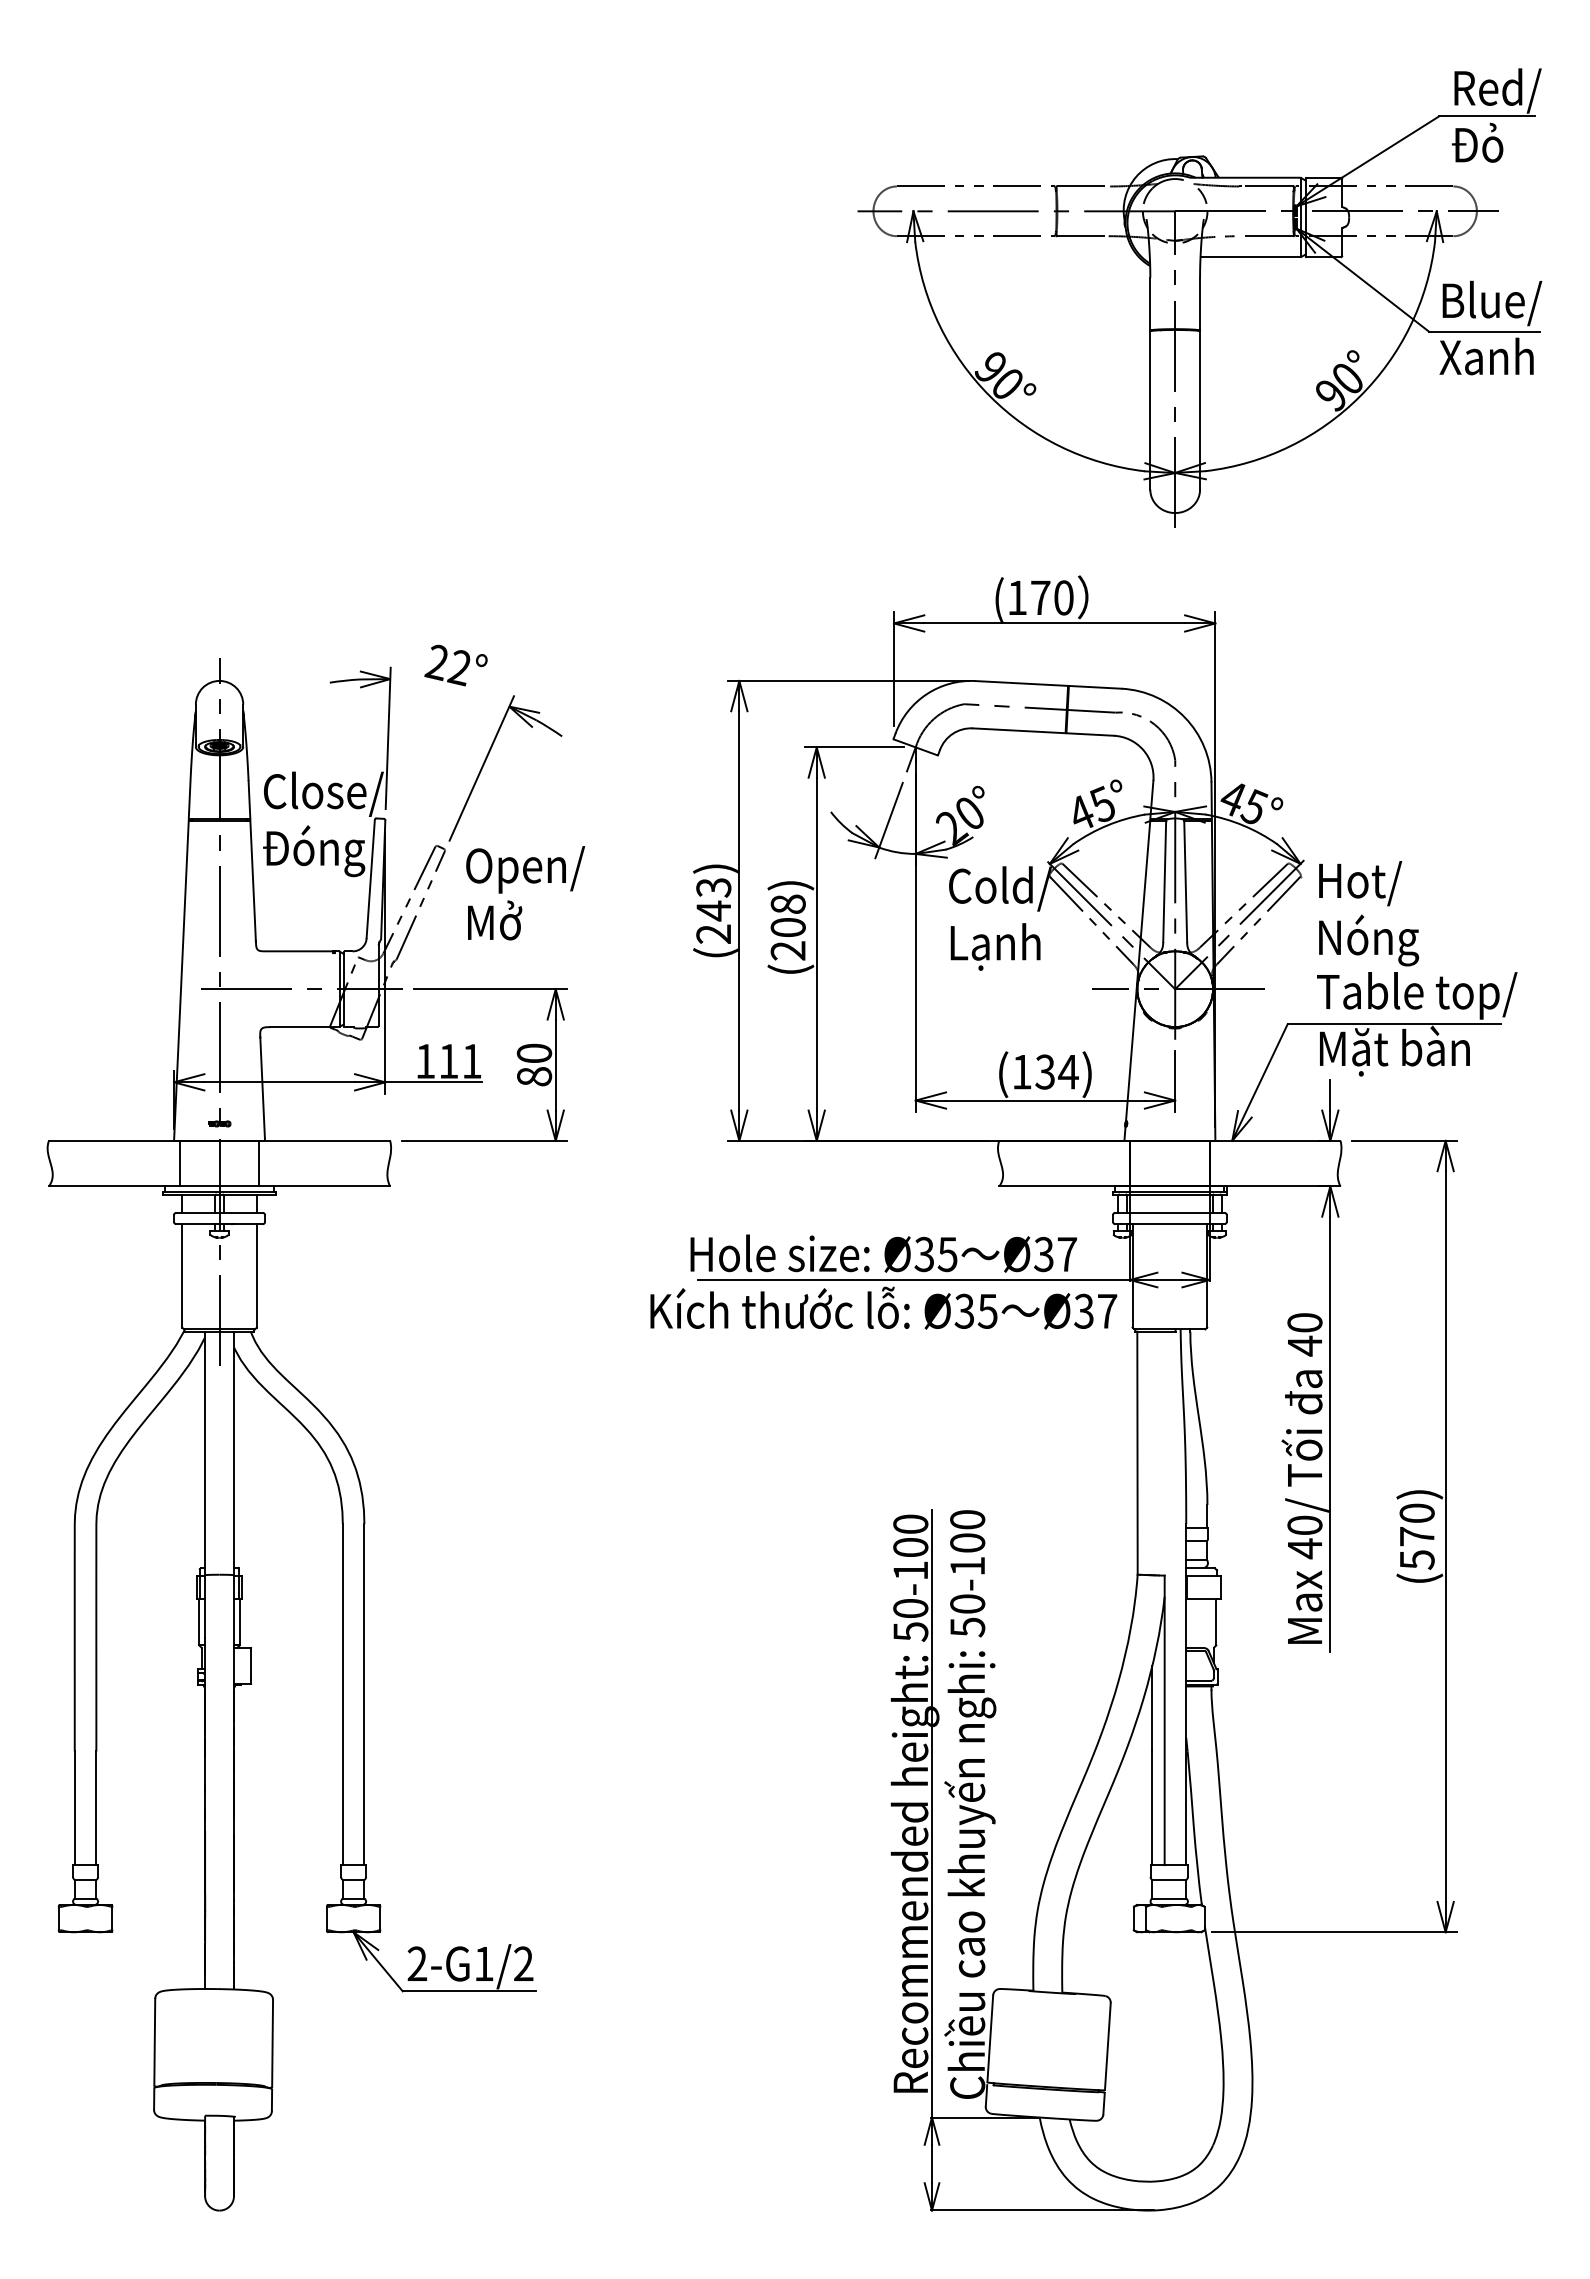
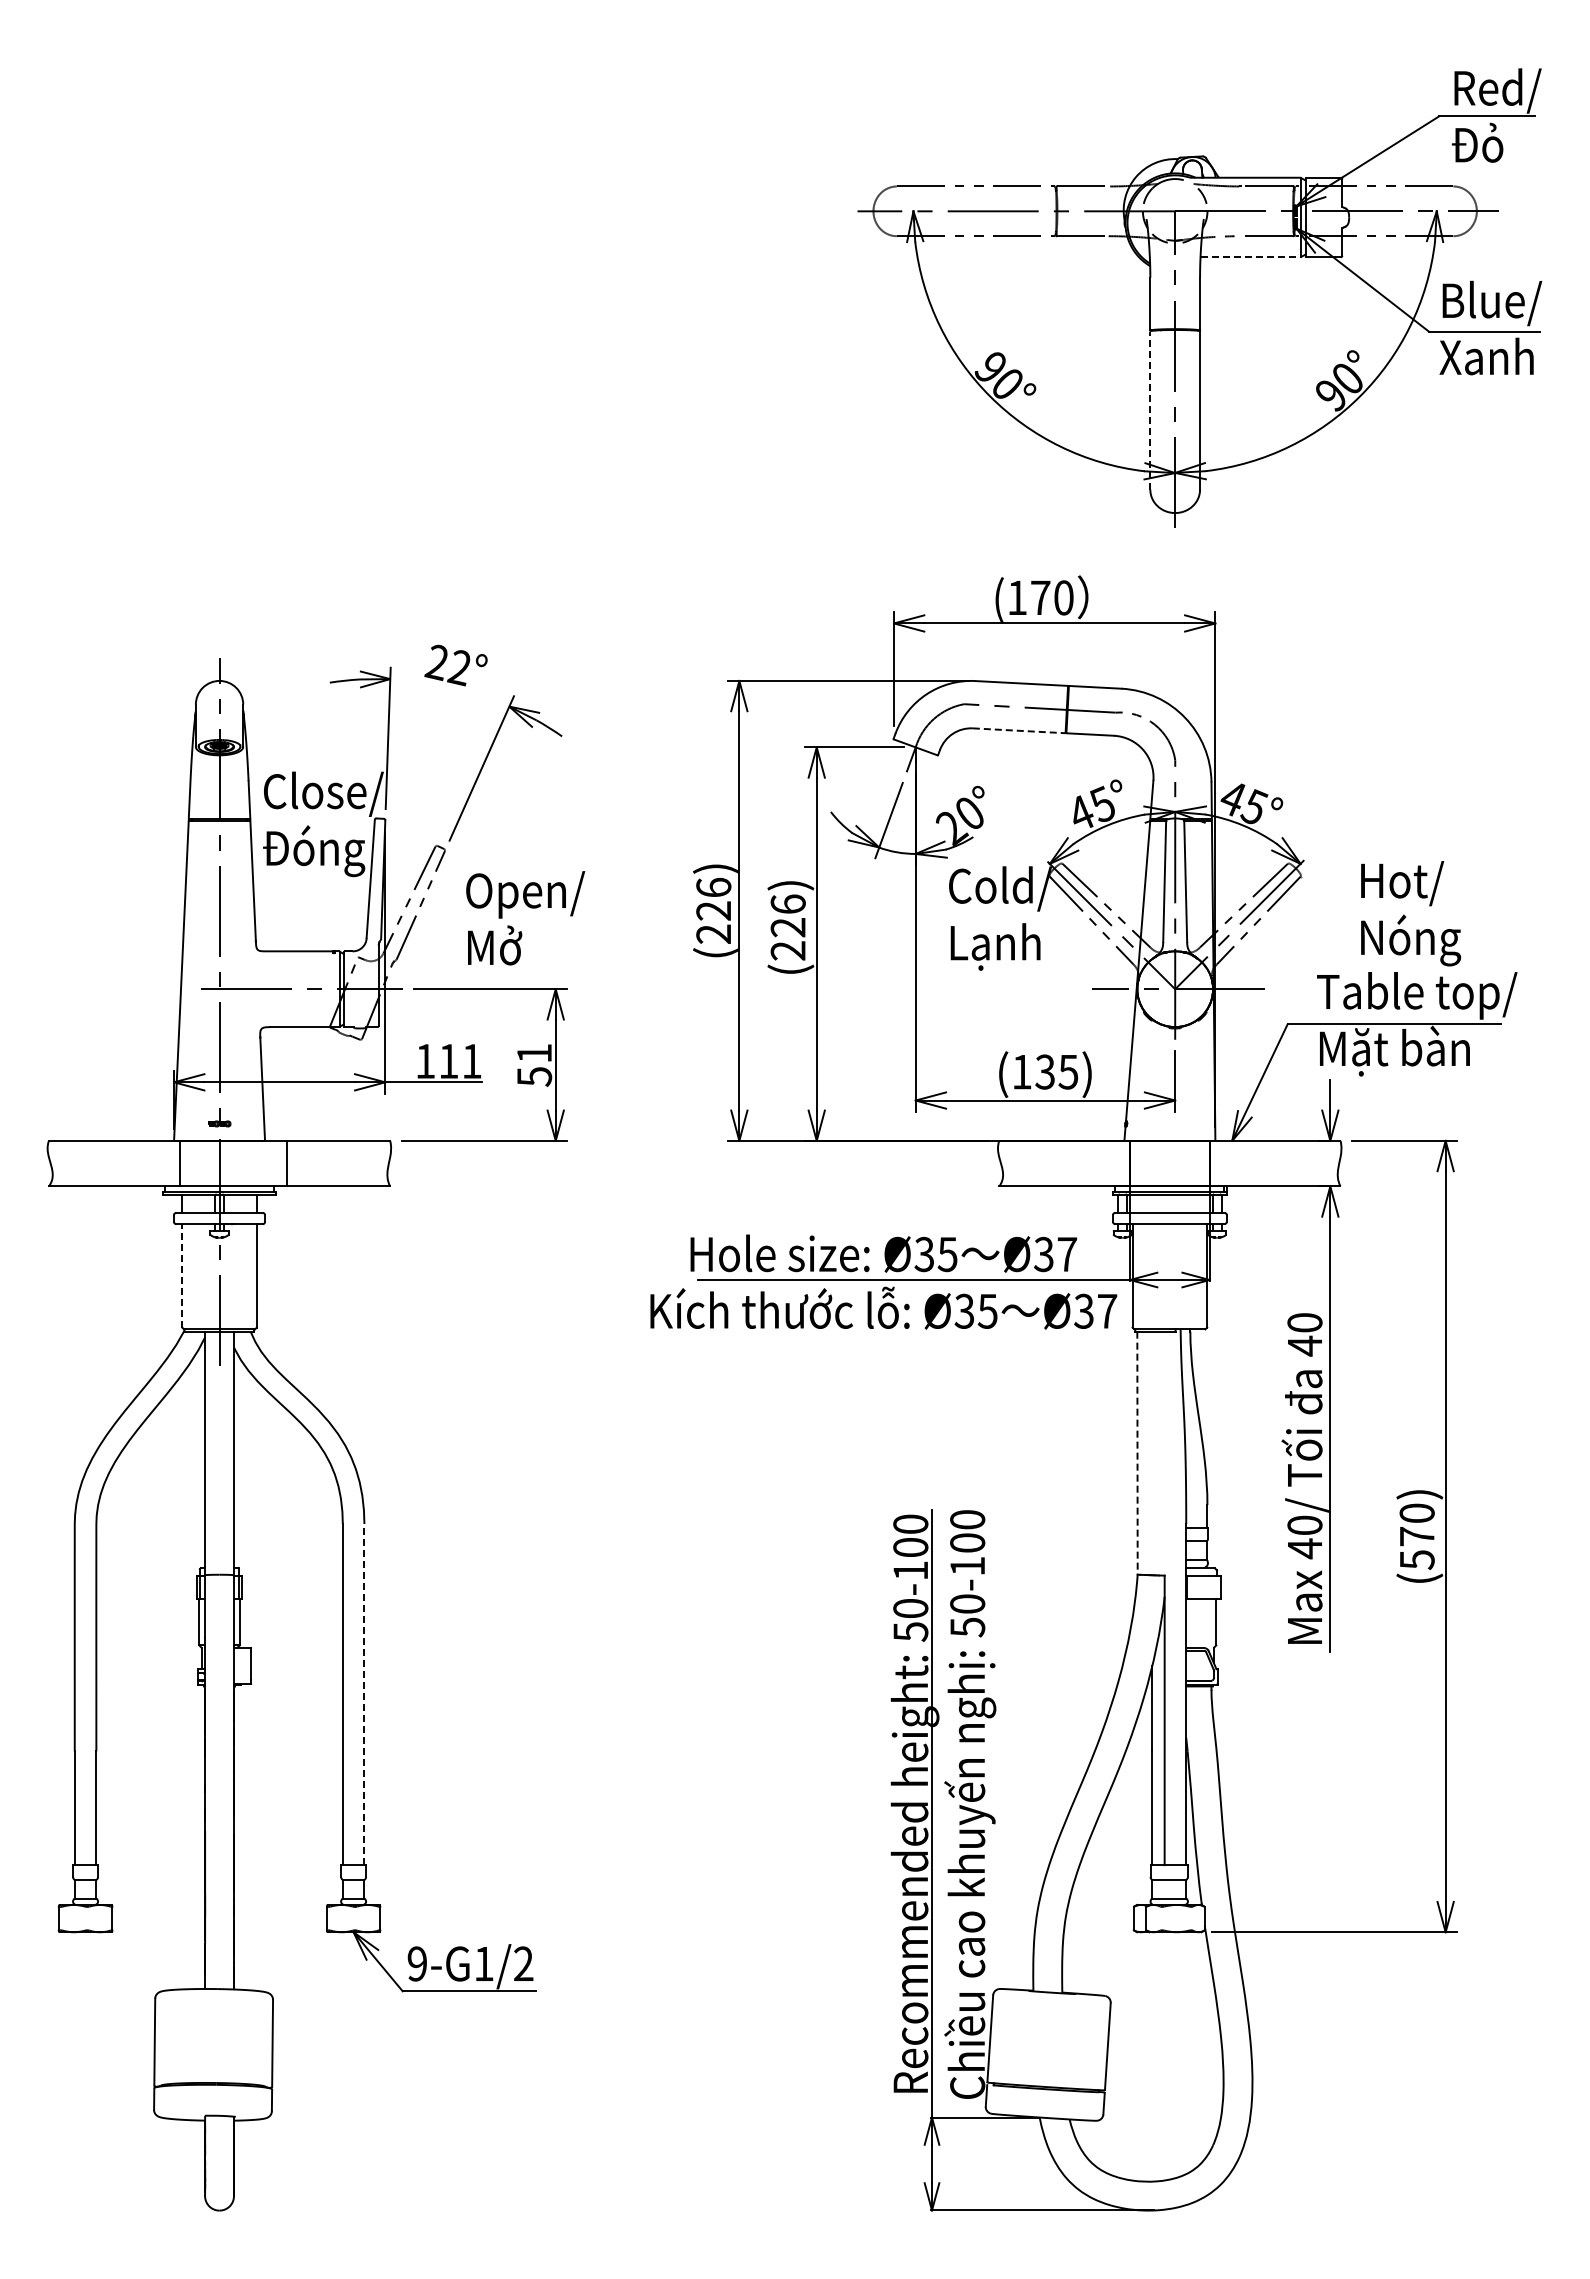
line: solid -> dashed (1251, 257)
line: solid -> dashed (1150, 410)
line: solid -> dashed (1019, 730)
text position: (525, 893) -> (525, 918) (525, 918)
text: 243 -> 226 (713, 899)
text position: (1369, 913) -> (1411, 913) (1411, 913)
text: 208 -> 226 (787, 915)
text: 80 -> 51 (534, 1064)
text: 134 -> 135 (1068, 1072)
line position: (259, 1163) -> (287, 1163) (287, 1163)
line: solid -> dashed (182, 1275)
line: solid -> dashed (1137, 1453)
line: solid -> dashed (364, 1694)
text: 2-G1/2 -> 9-G1/2 (417, 1964)
